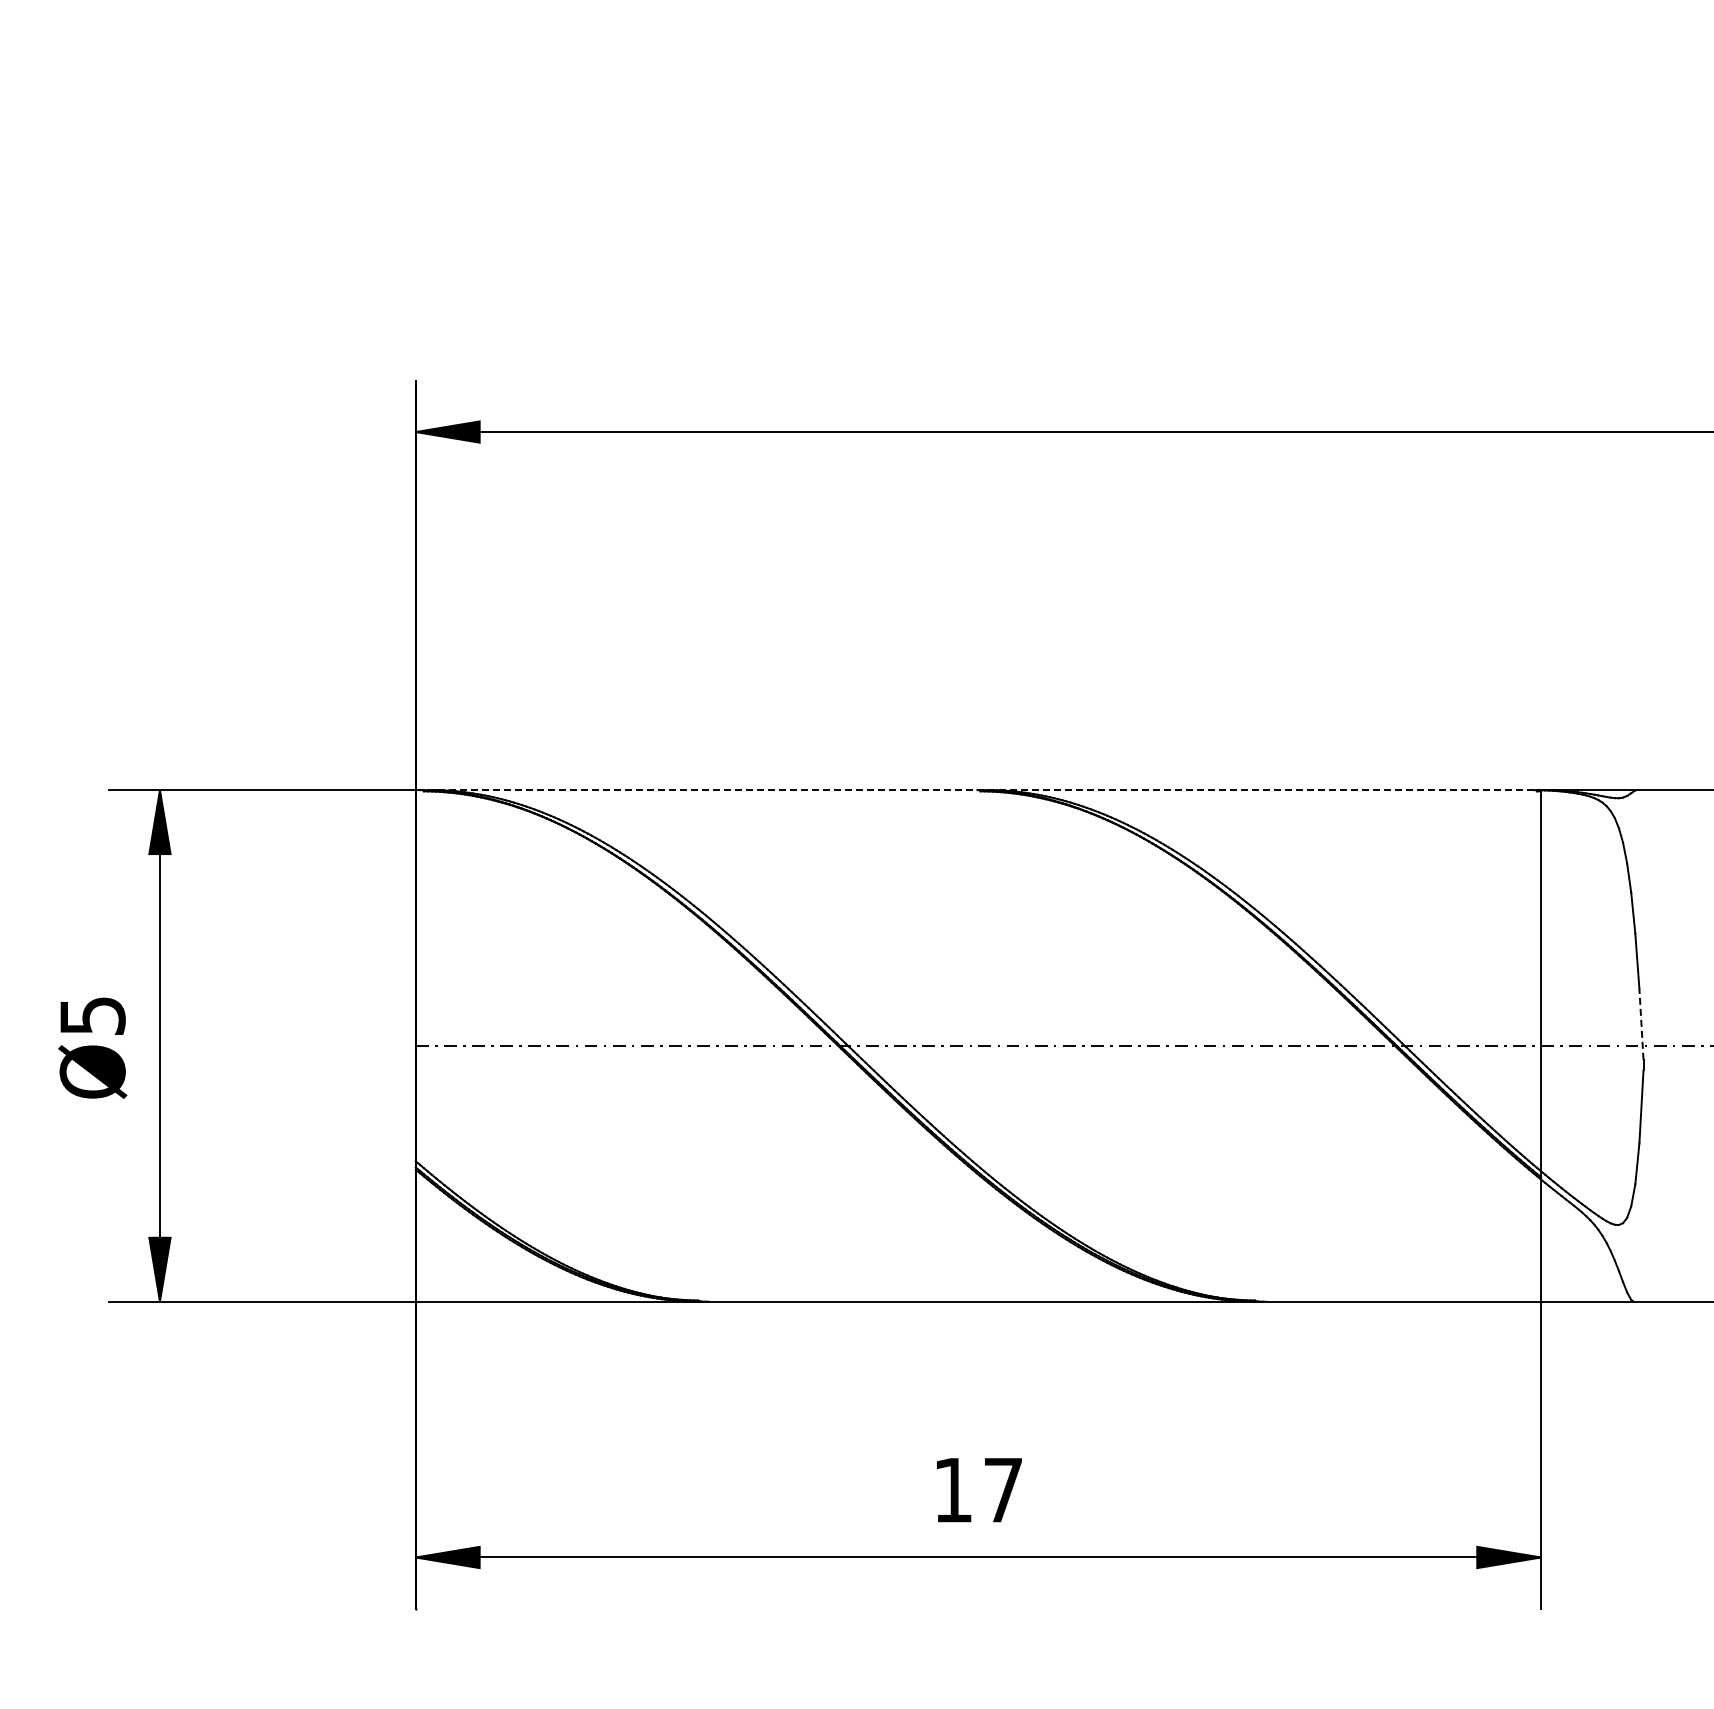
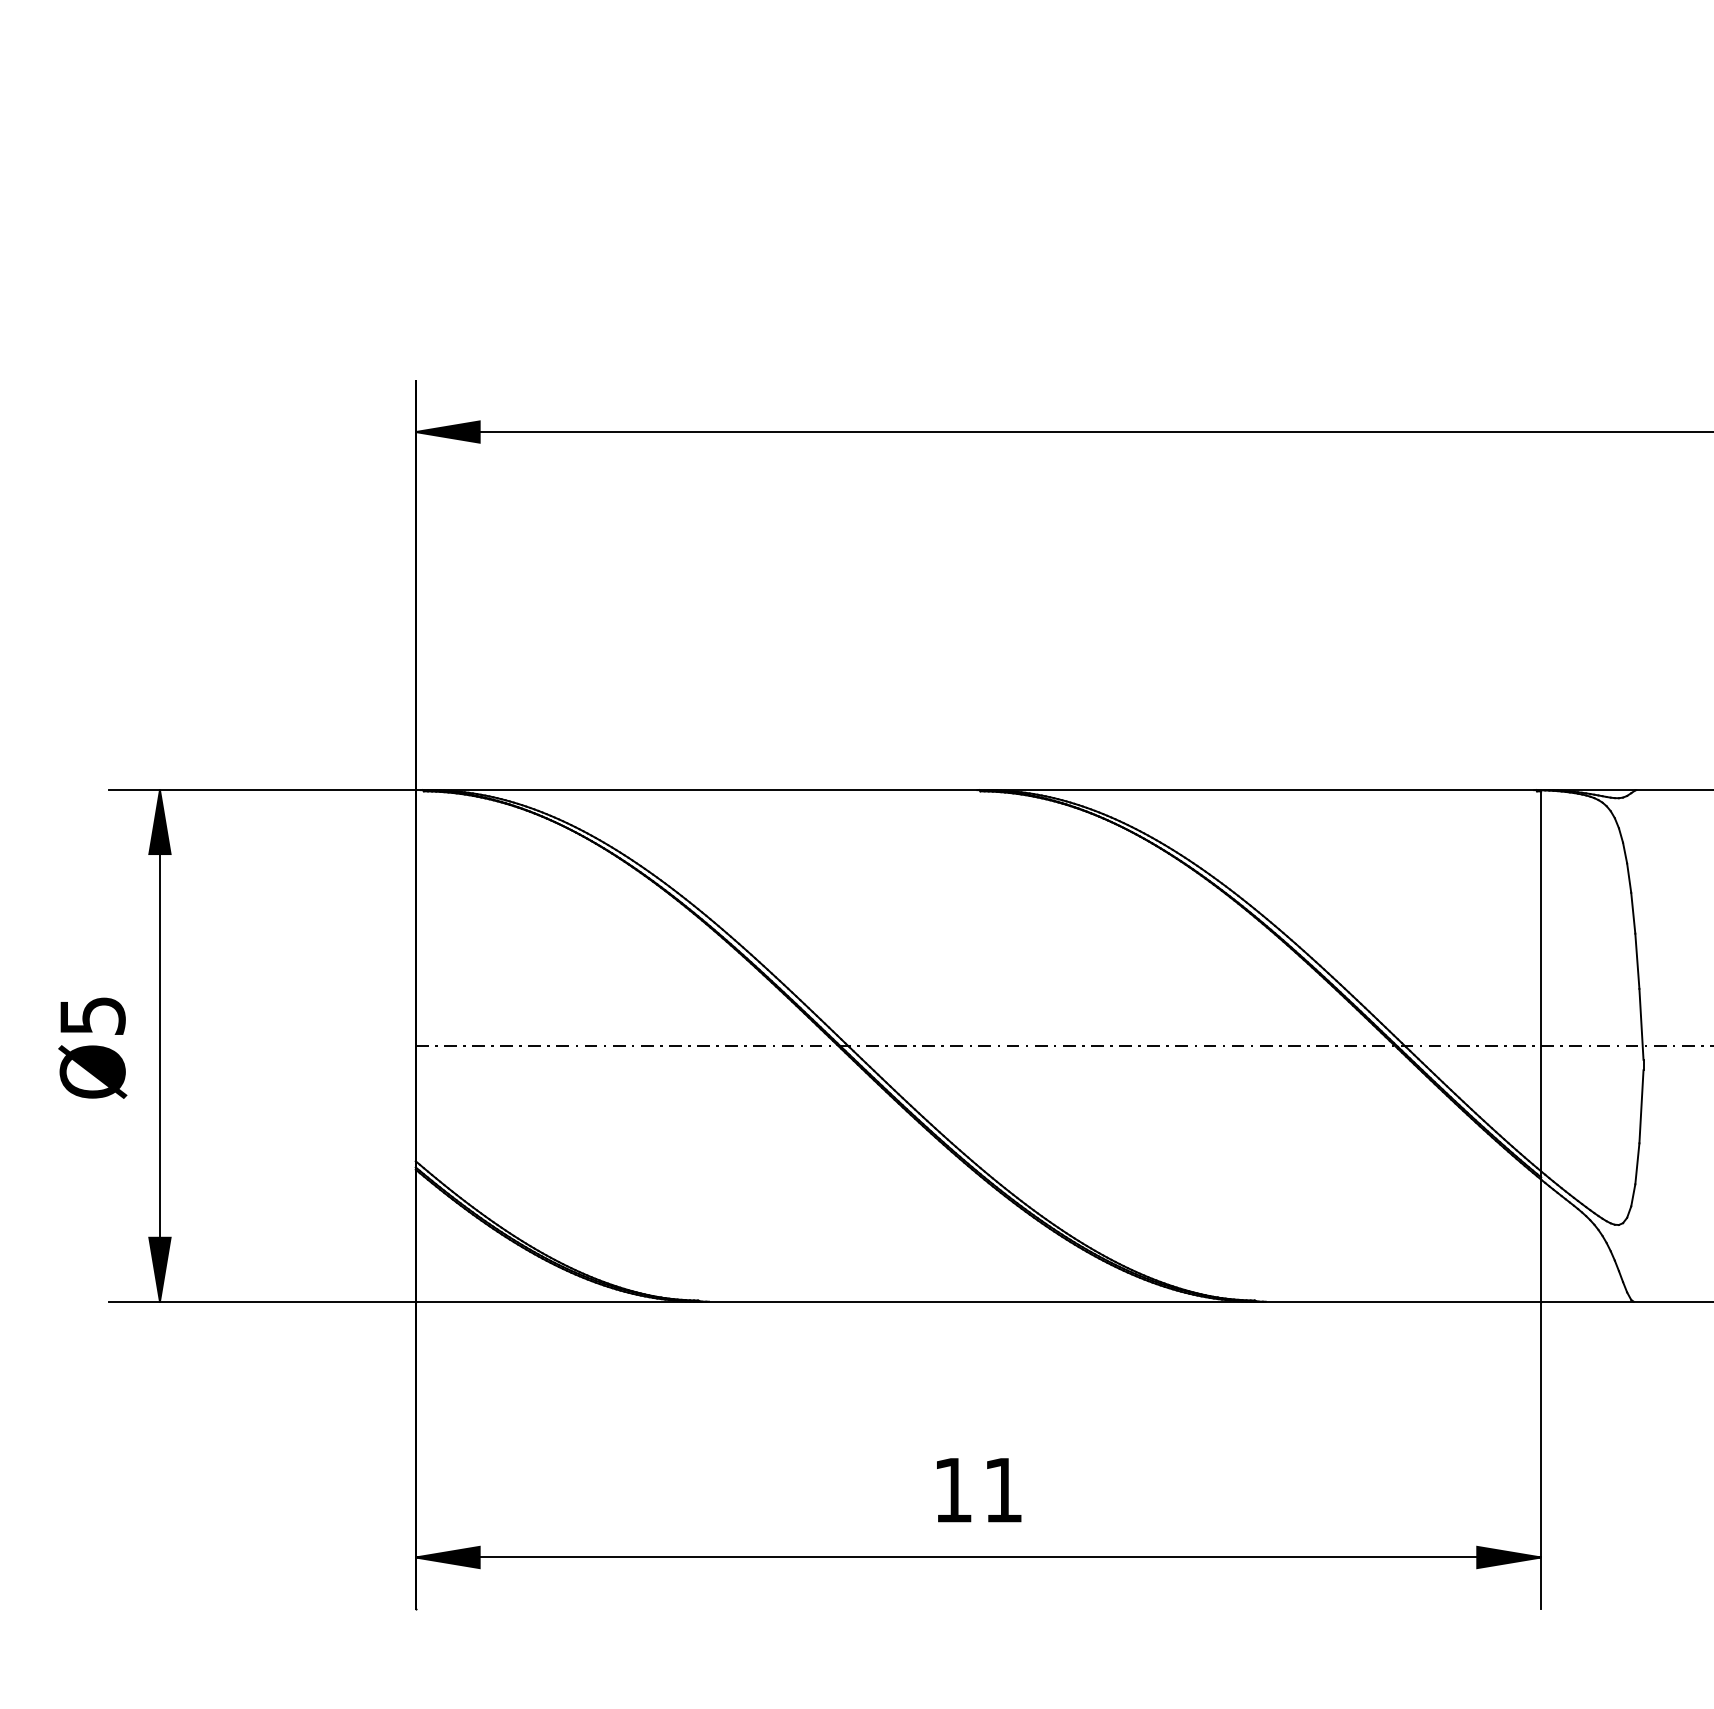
line: dashed -> solid (978, 790)
line: dashed -> solid (1641, 1024)
text: 17 -> 11 (1003, 1490)
